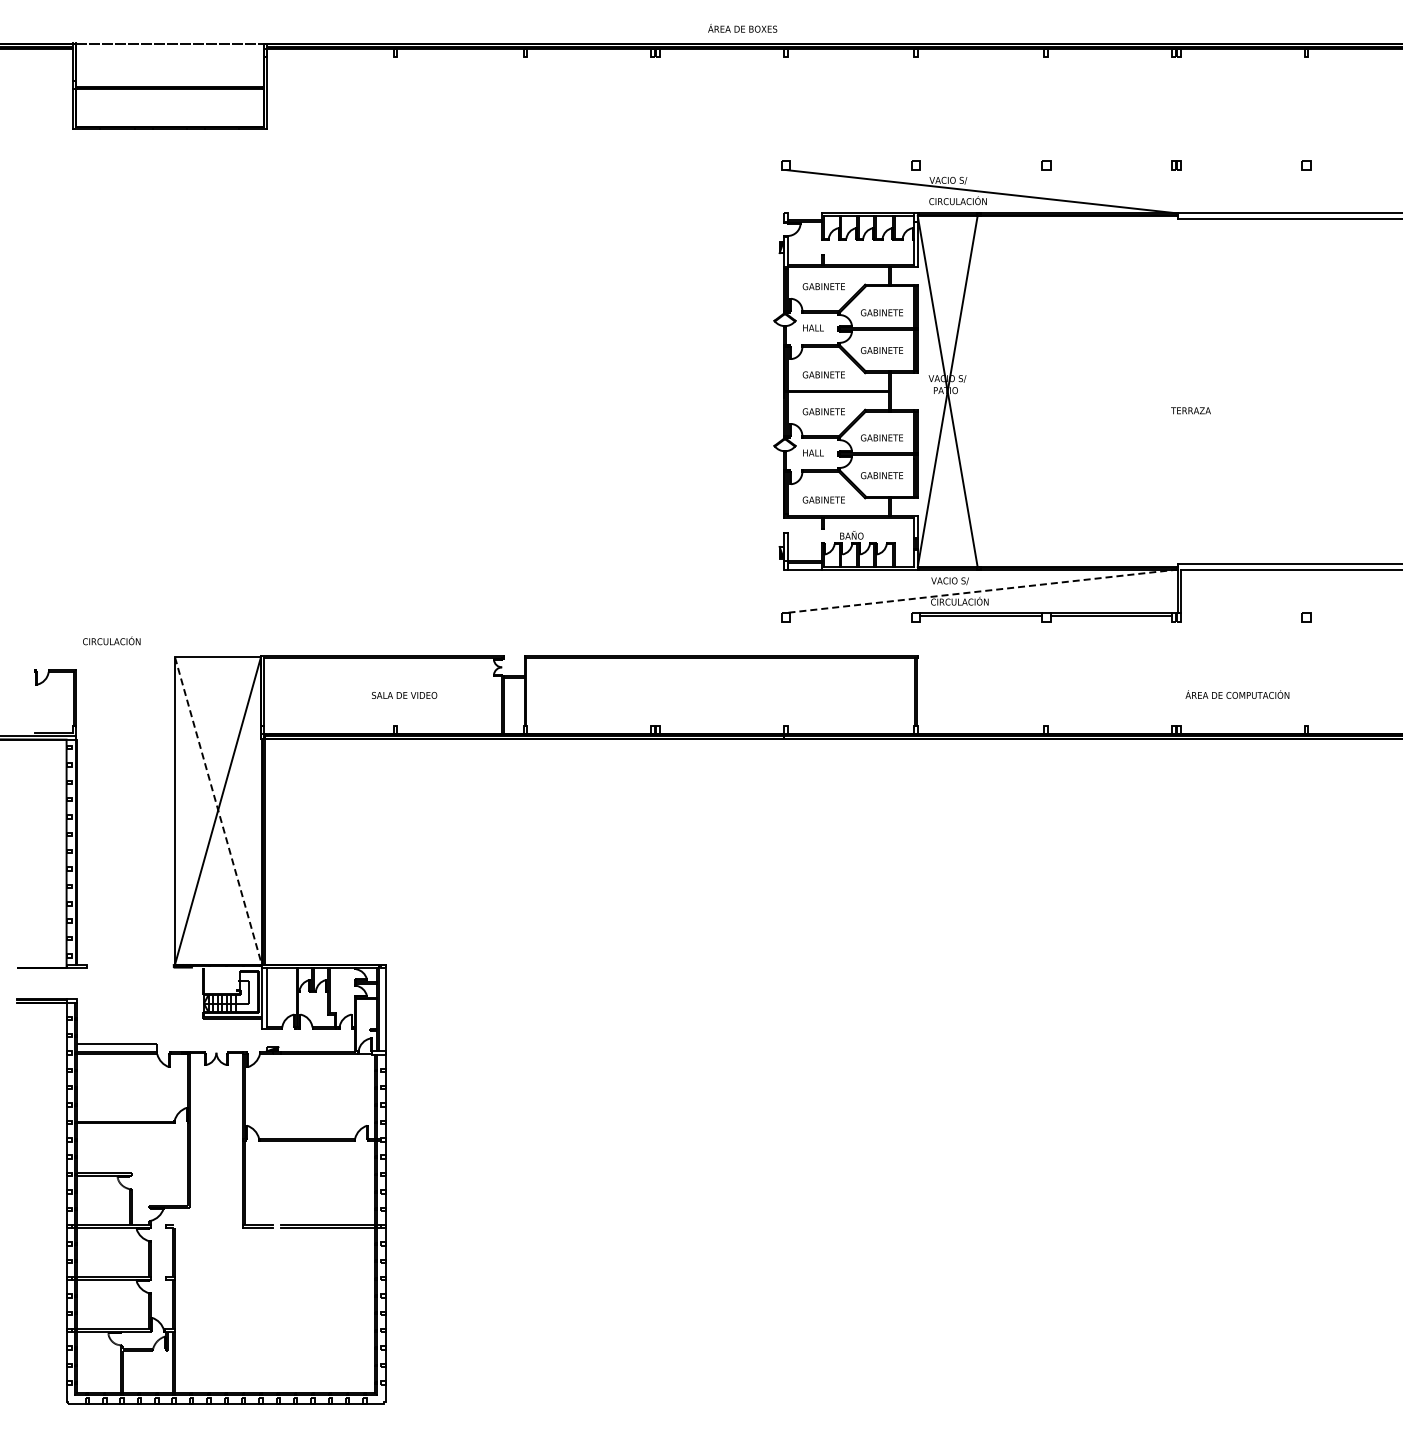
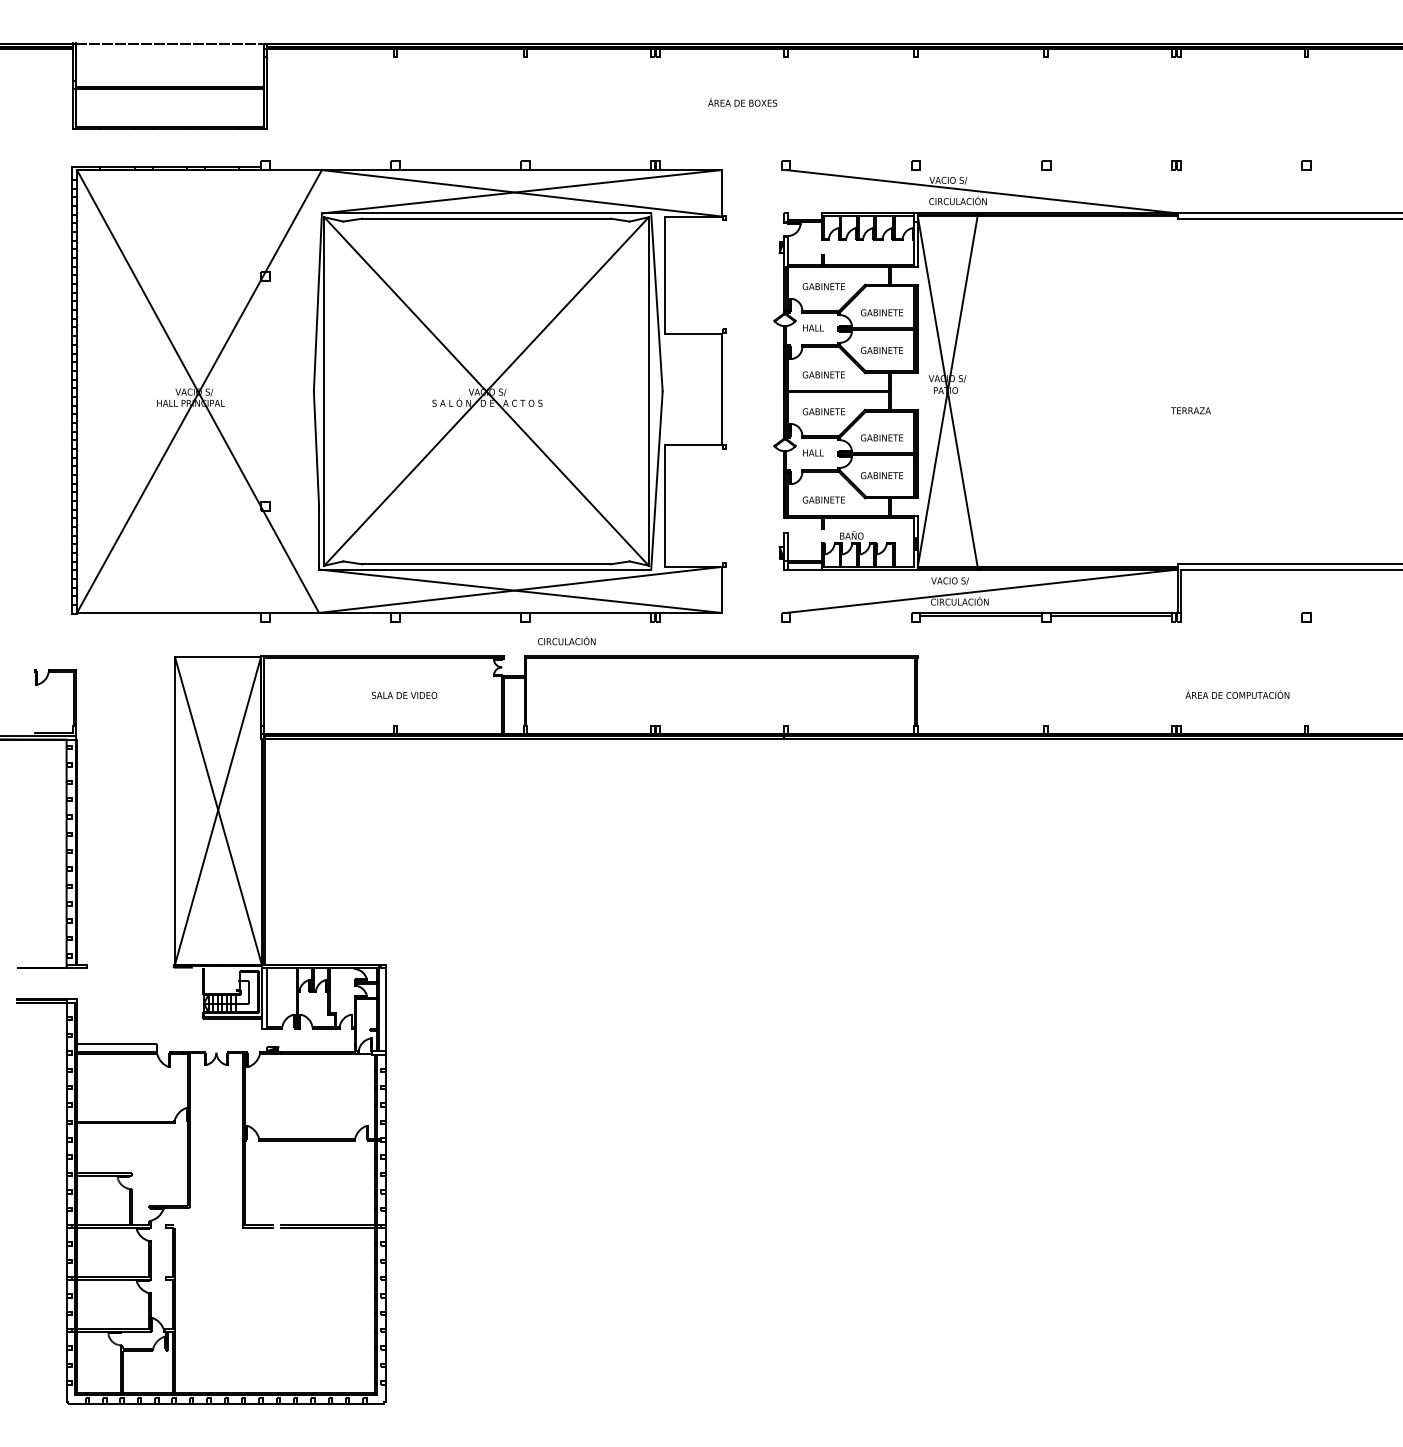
text position: (742, 28) -> (742, 102) (742, 102)
part: none -> present (398, 391)
line: dashed -> solid (981, 591)
text position: (111, 640) -> (566, 640) (566, 640)
line: dashed -> solid (218, 810)
